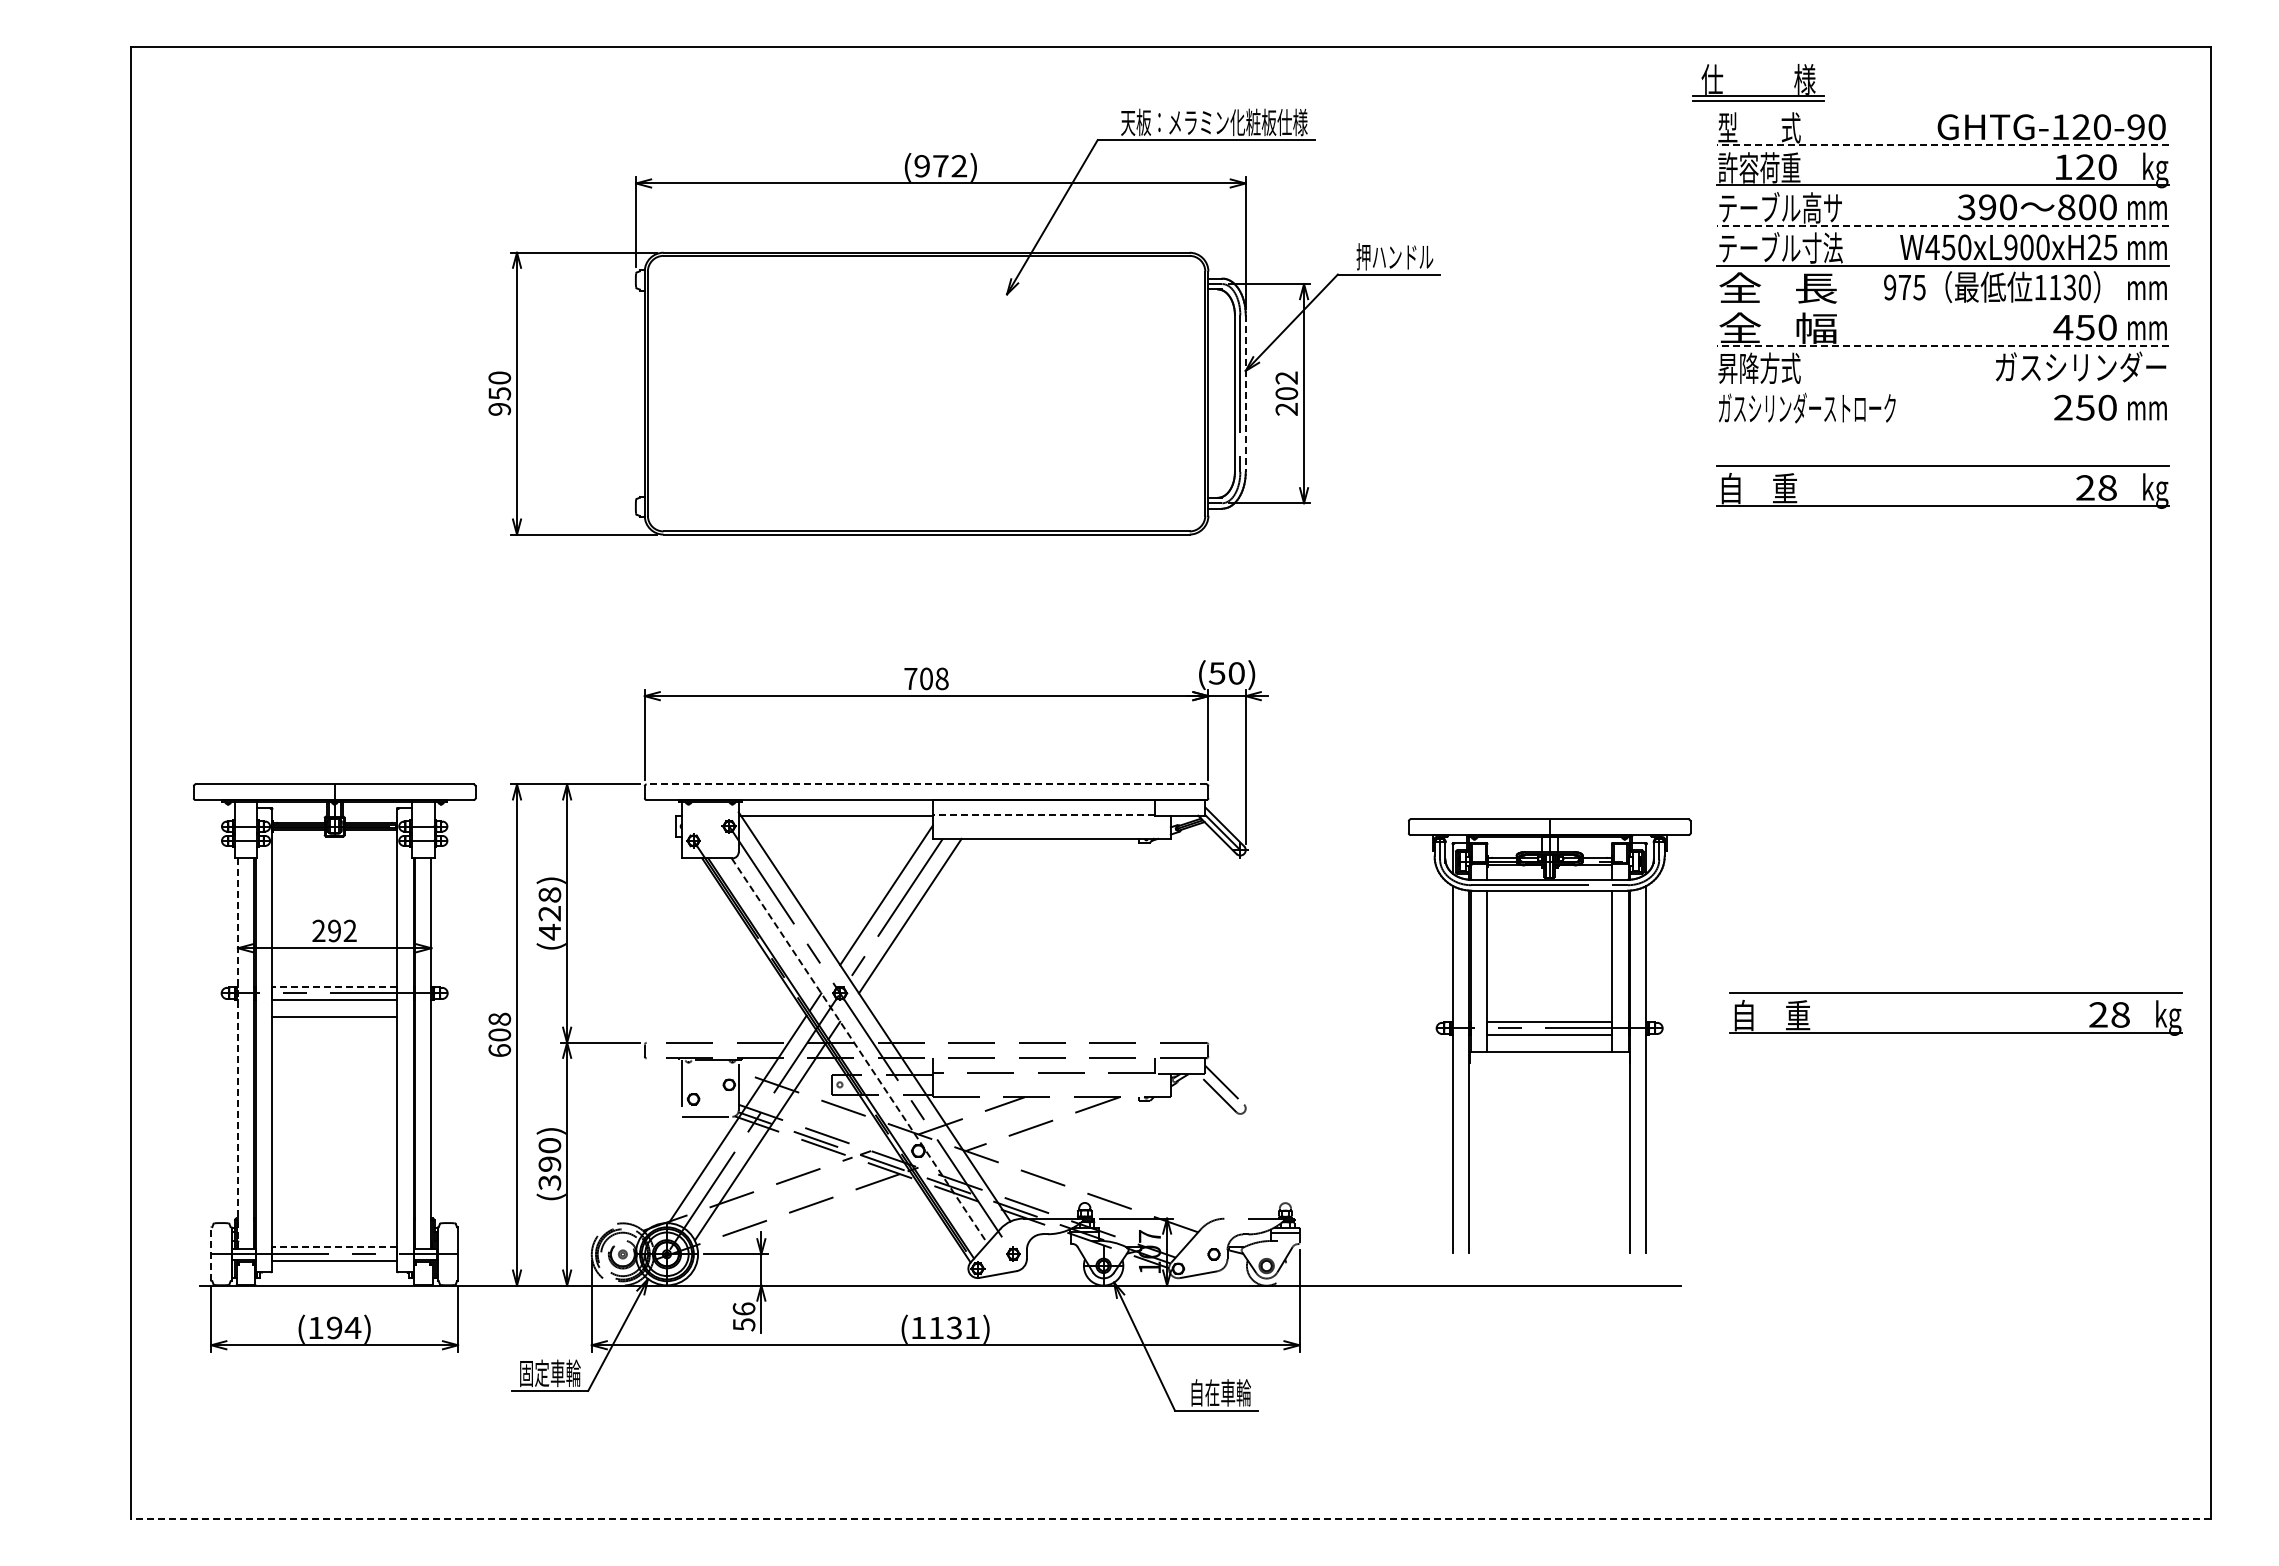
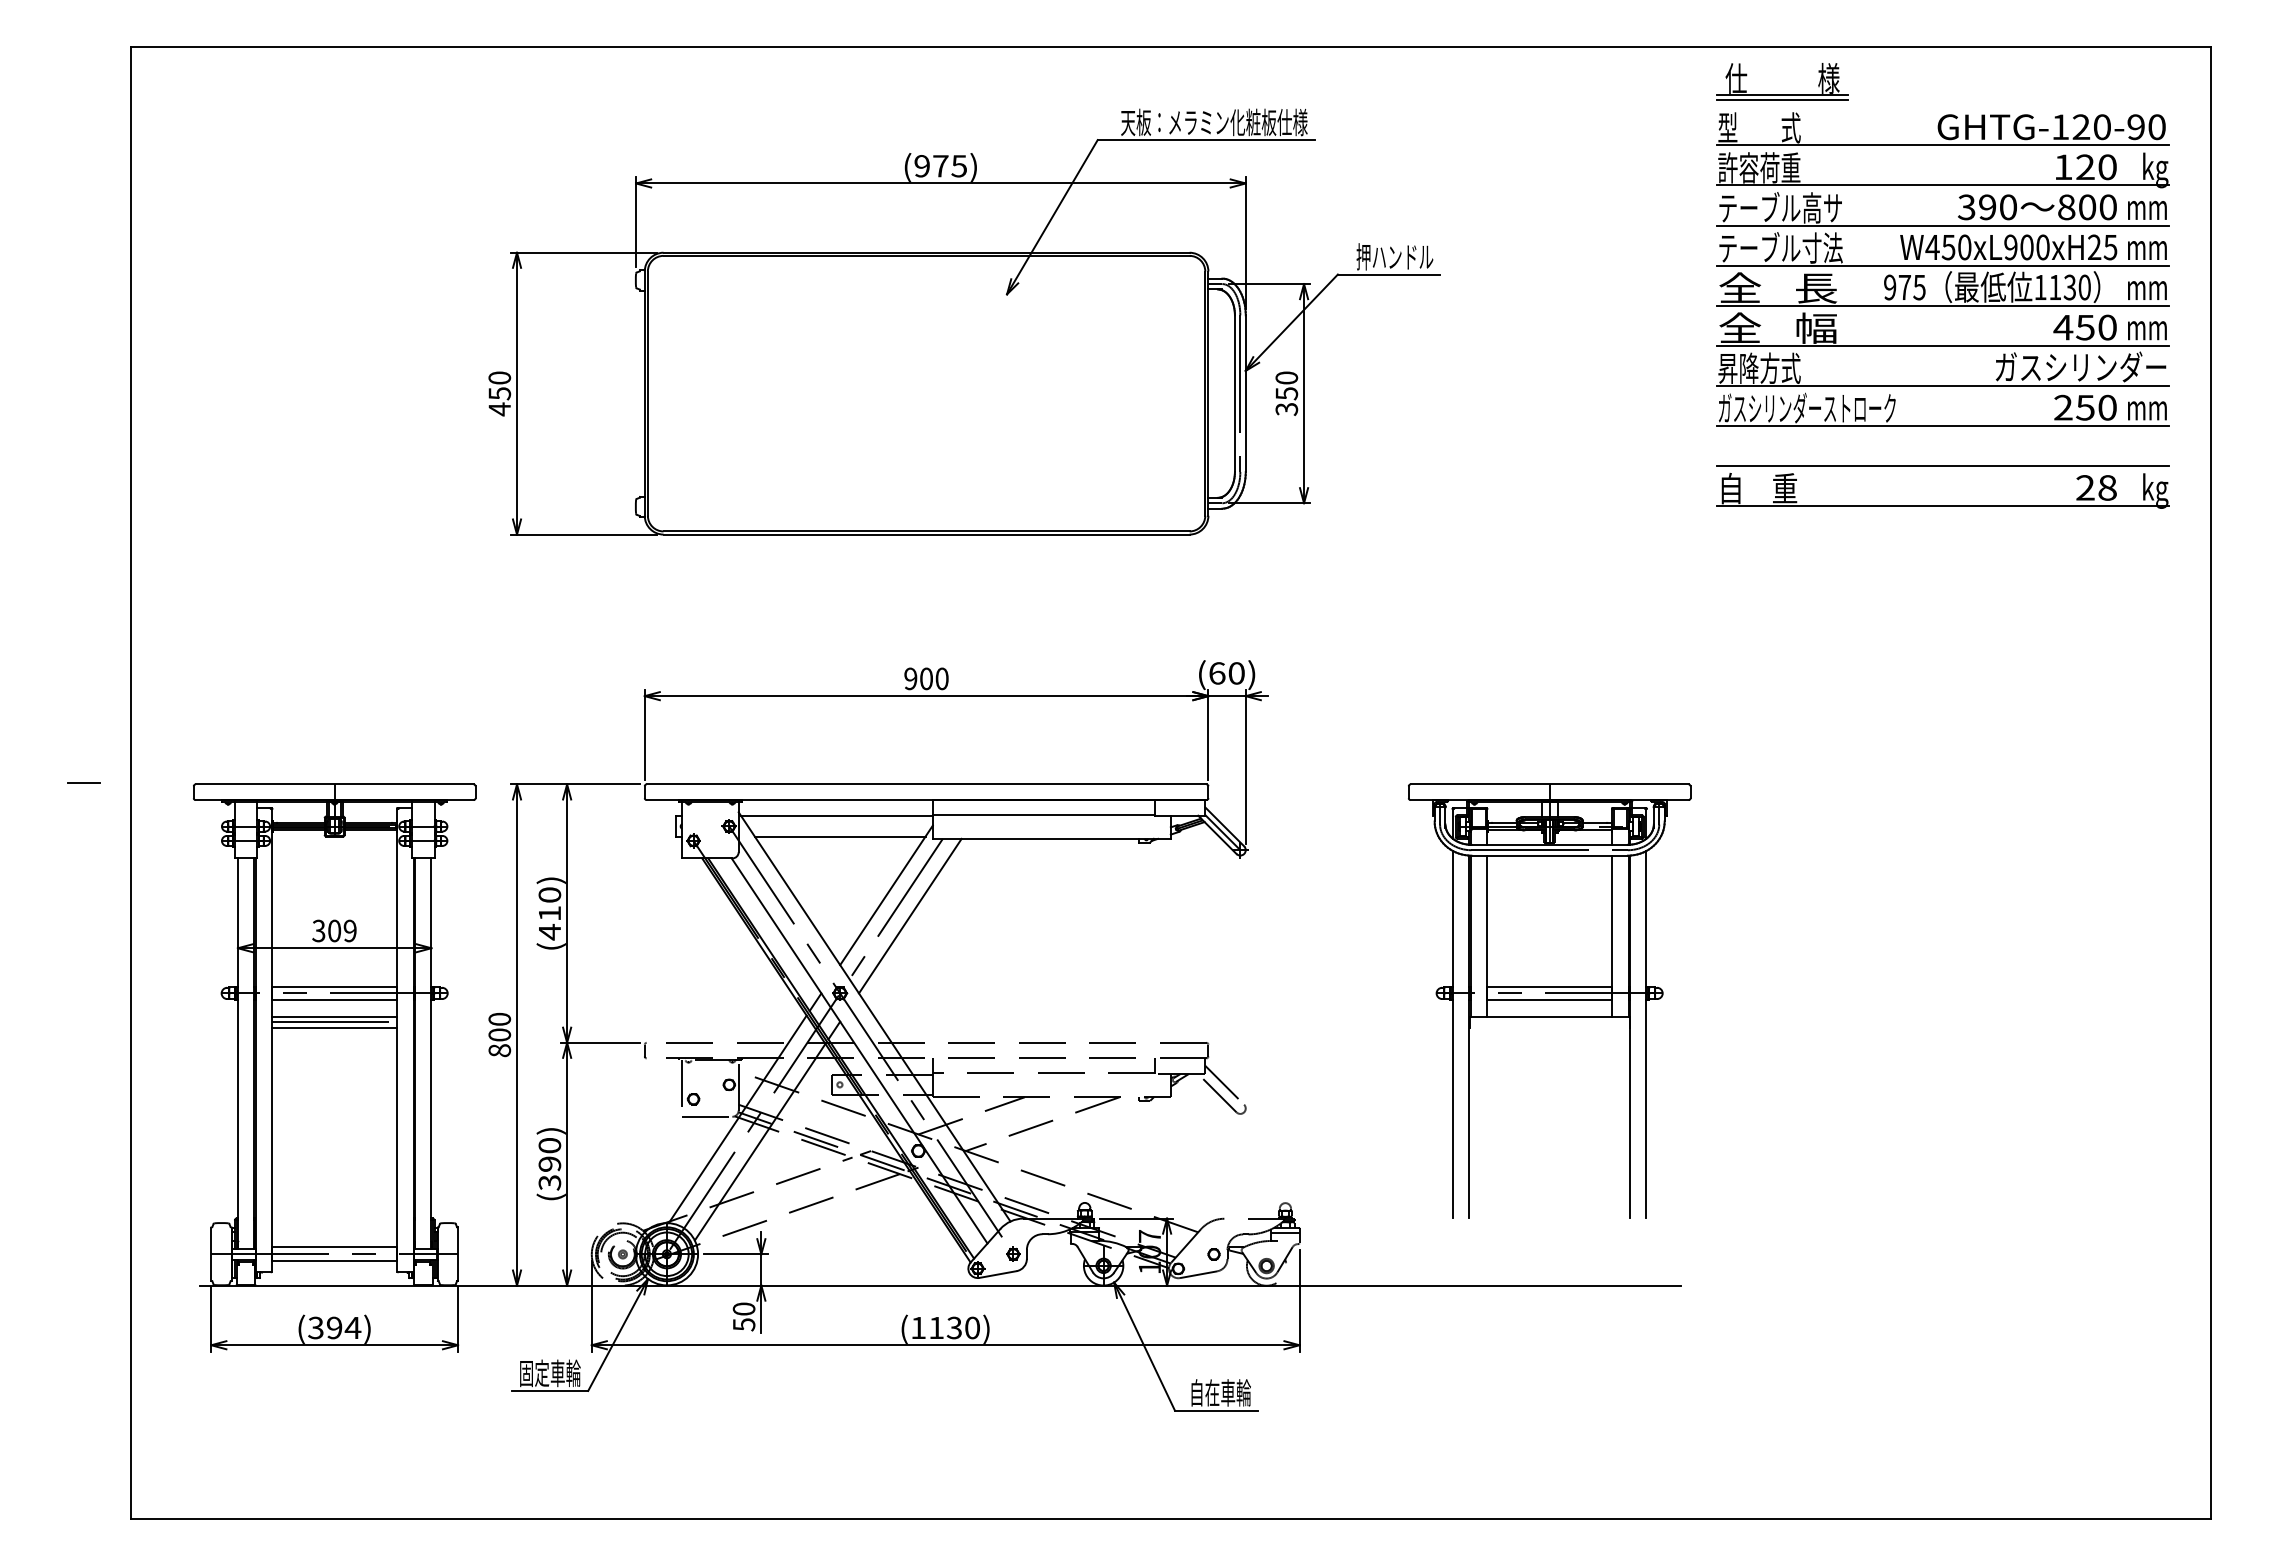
part position: (1758, 95) -> (1782, 94) (1782, 94)
line: dashed -> solid (1943, 145)
text: (972) -> (975) (959, 166)
line: dashed -> solid (1943, 225)
line: none -> present (1942, 305)
line: dashed -> solid (1943, 345)
line: none -> present (1942, 385)
text: 202 -> 350 (1286, 393)
line: dashed -> solid (1245, 394)
text: 950 -> 450 (499, 409)
line: none -> present (1942, 425)
text: (50) -> (60) (1216, 673)
text: 708 -> 900 (926, 678)
line: none -> present (83, 782)
line: dashed -> solid (926, 784)
line: dashed -> solid (1043, 815)
line: none -> present (839, 836)
text: (428) -> (410) (549, 904)
text: 292 -> 309 (334, 930)
line: dashed -> solid (334, 986)
line: none -> present (334, 1022)
line: none -> present (334, 1027)
part: present -> none (1955, 1032)
text: 608 -> 800 (499, 1034)
part position: (1549, 1035) -> (1549, 1000) (1549, 1000)
line: dashed -> solid (859, 1051)
line: dashed -> solid (237, 1054)
line: dashed -> solid (334, 1247)
line: dashed -> solid (211, 1254)
text: 56 -> 50 (743, 1308)
text: (194) -> (394) (315, 1327)
text: (1131) -> (1130) (972, 1327)
line: dashed -> solid (1170, 1518)
